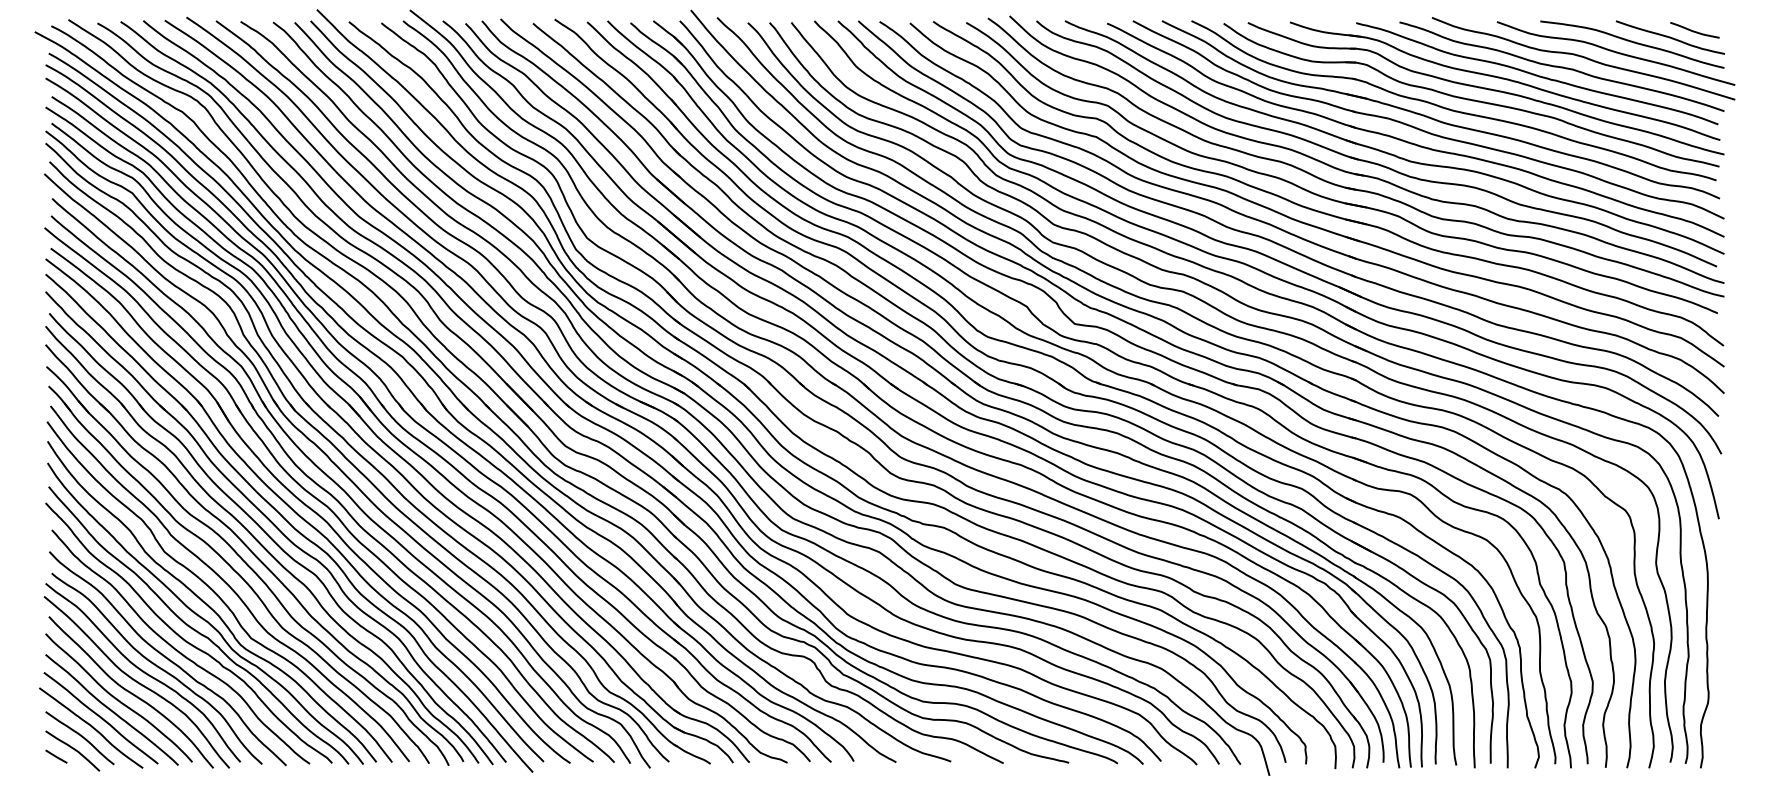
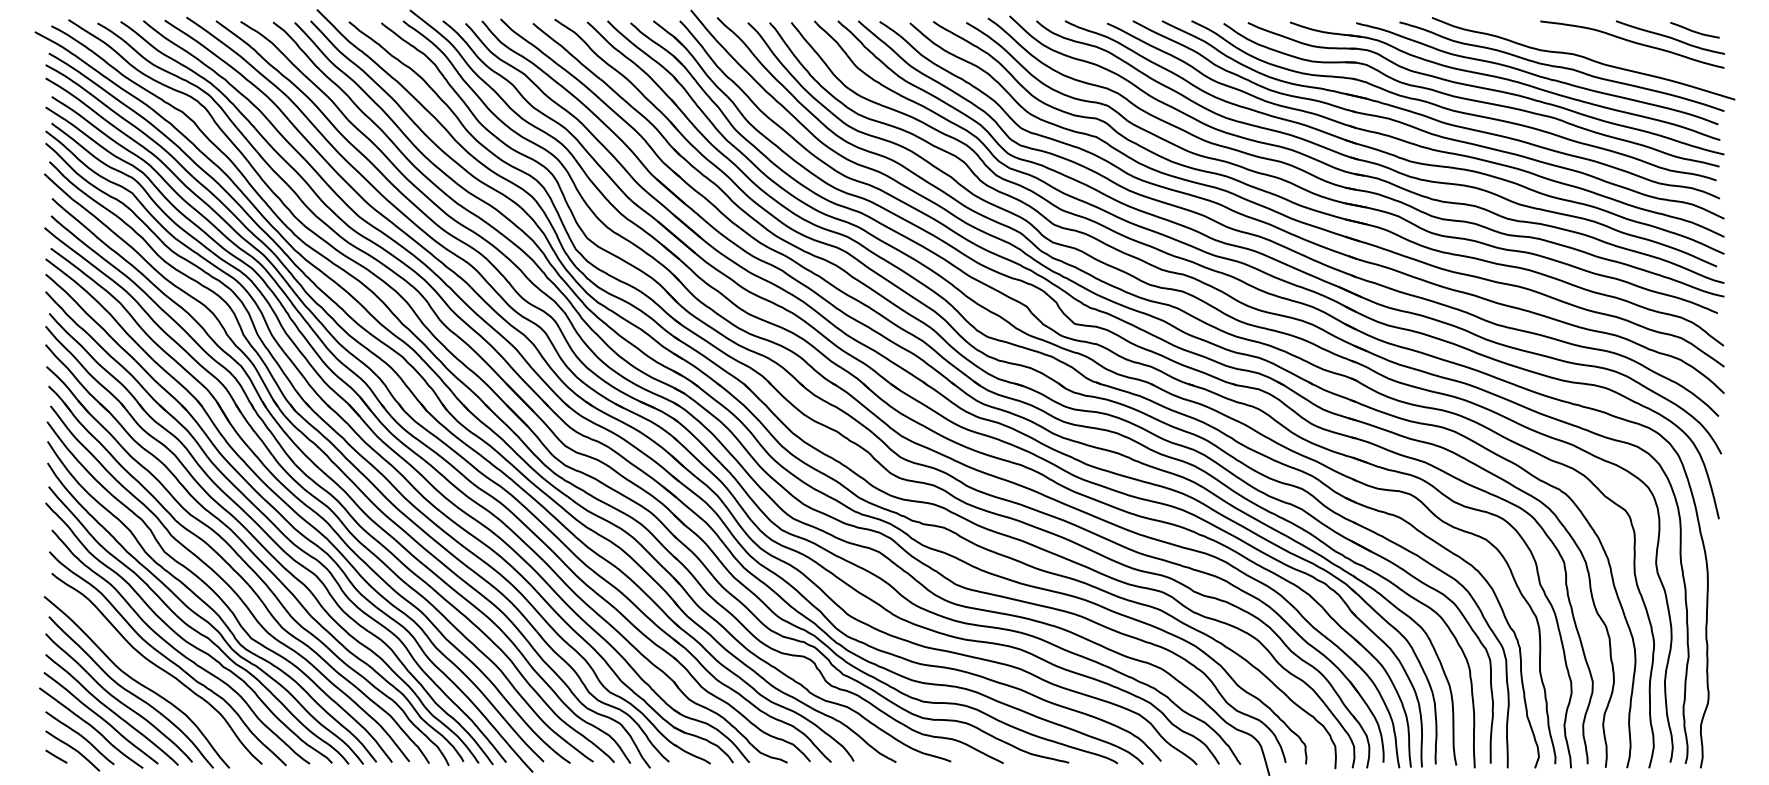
curve: present -> none (1615, 52)
curve: present -> none (142, 672)
